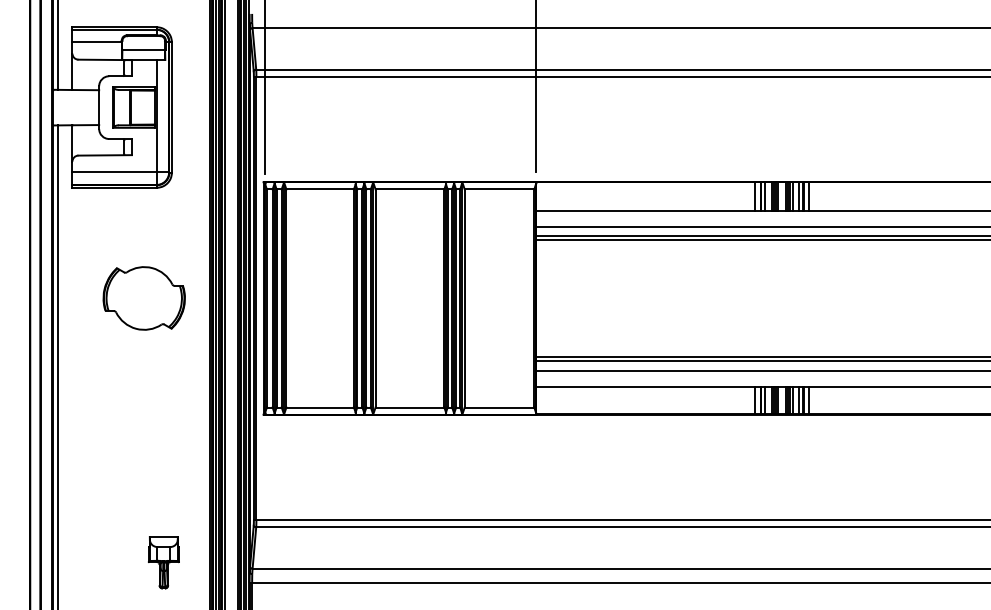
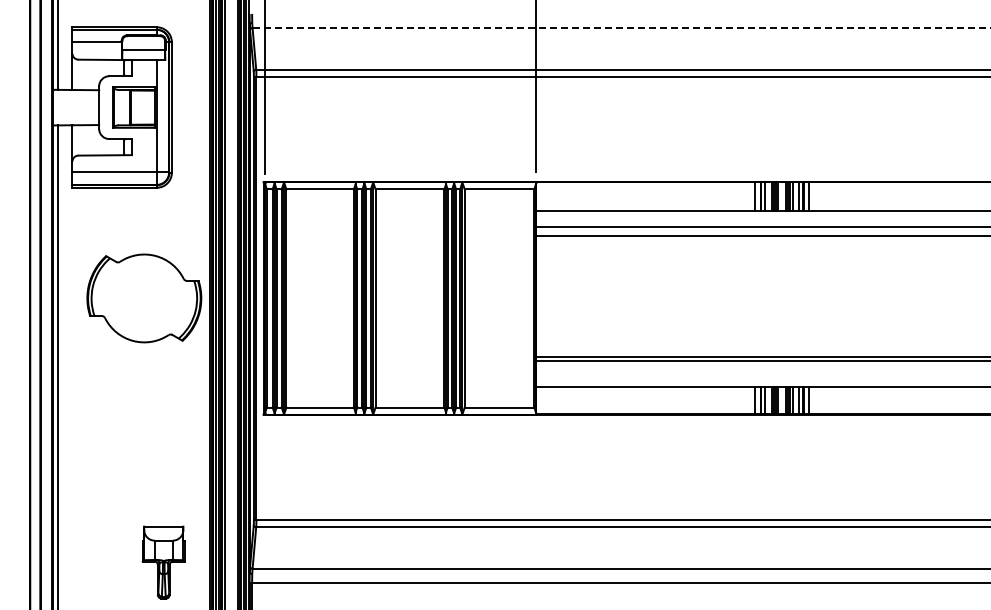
line: solid -> dashed (621, 28)
line: present -> none (761, 239)
part size: 84x65 px -> 117x91 px (144, 298)
line: present -> none (761, 370)
part size: 32x54 px -> 45x75 px (163, 562)
